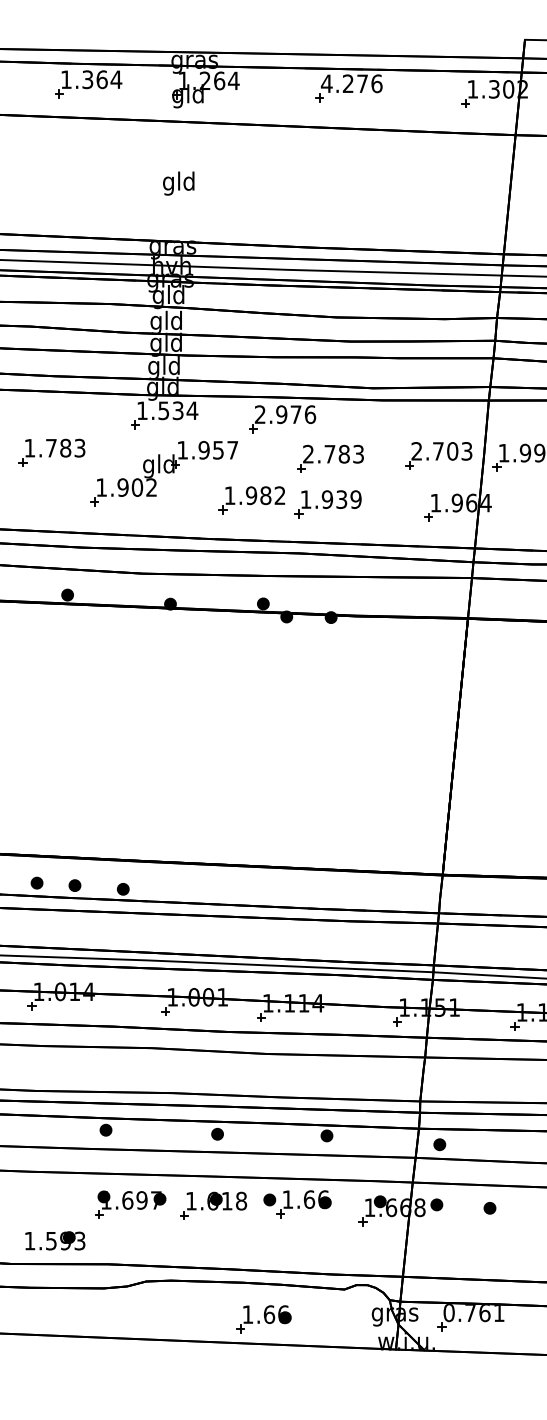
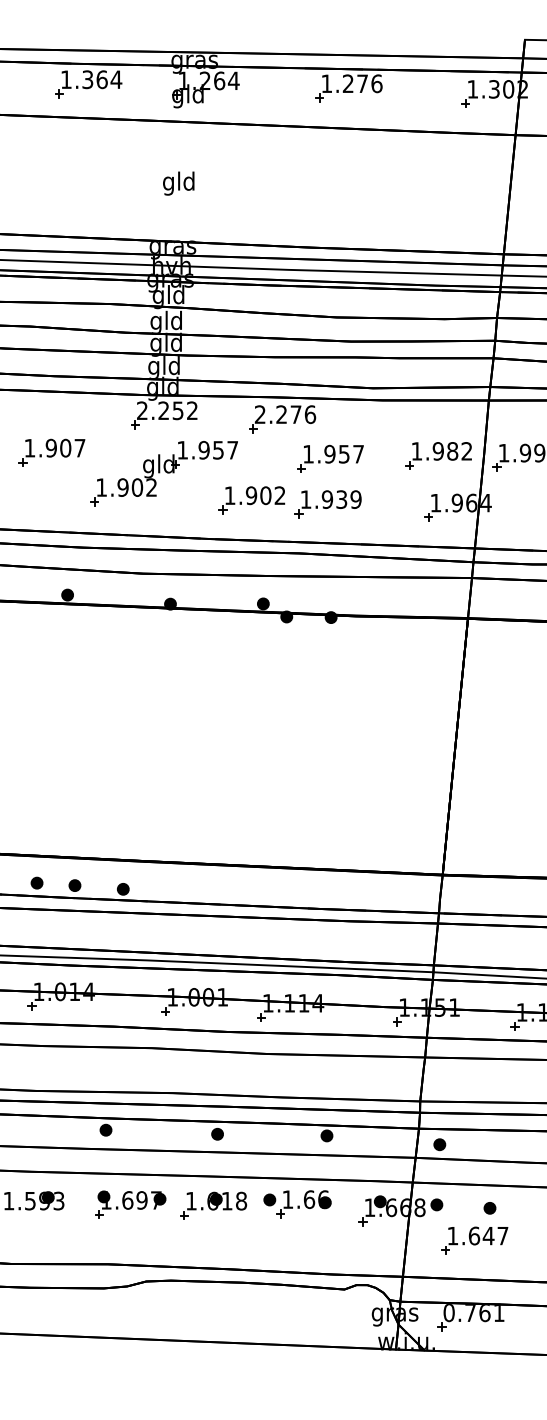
text: 4.276 -> 1.276 (326, 83)
text: 1.534 -> 2.252 (167, 410)
text: 2.976 -> 2.276 (281, 414)
text: 1.783 -> 1.907 (65, 447)
text: 2.703 -> 1.982 (441, 451)
text: 2.783 -> 1.957 (333, 453)
text: 1.982 -> 1.902 (265, 495)
part position: (55, 1240) -> (34, 1200) (34, 1200)
part: none -> present (474, 1240)
part: present -> none (263, 1319)
